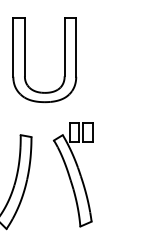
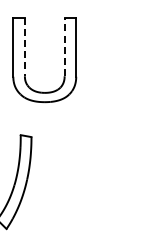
line: solid -> dashed (64, 46)
line: solid -> dashed (24, 47)
part: present -> none (72, 174)
